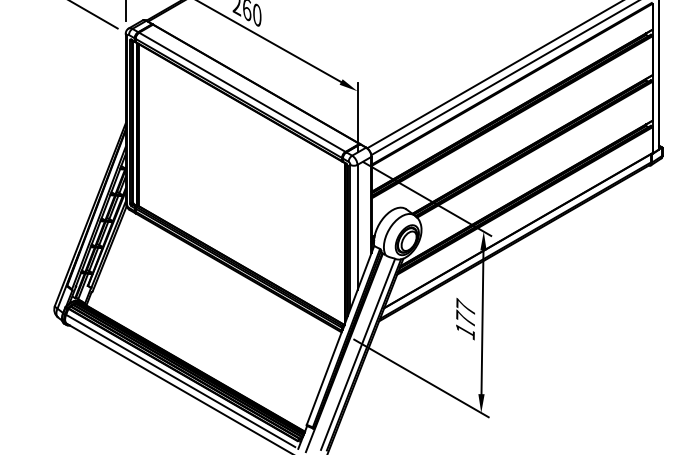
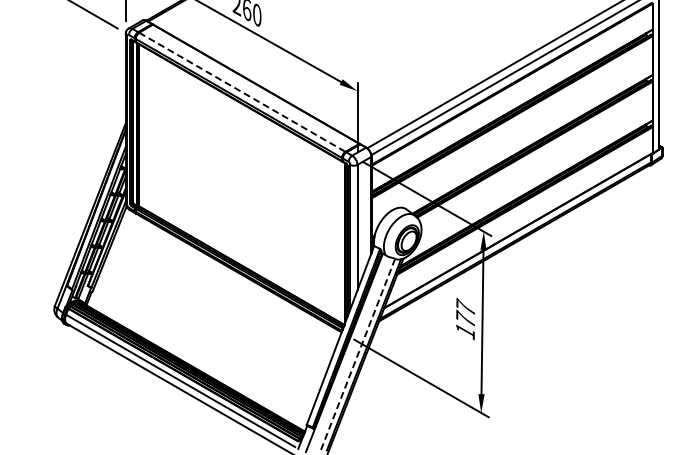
line: solid -> dashed (242, 92)
line: solid -> dashed (358, 353)
